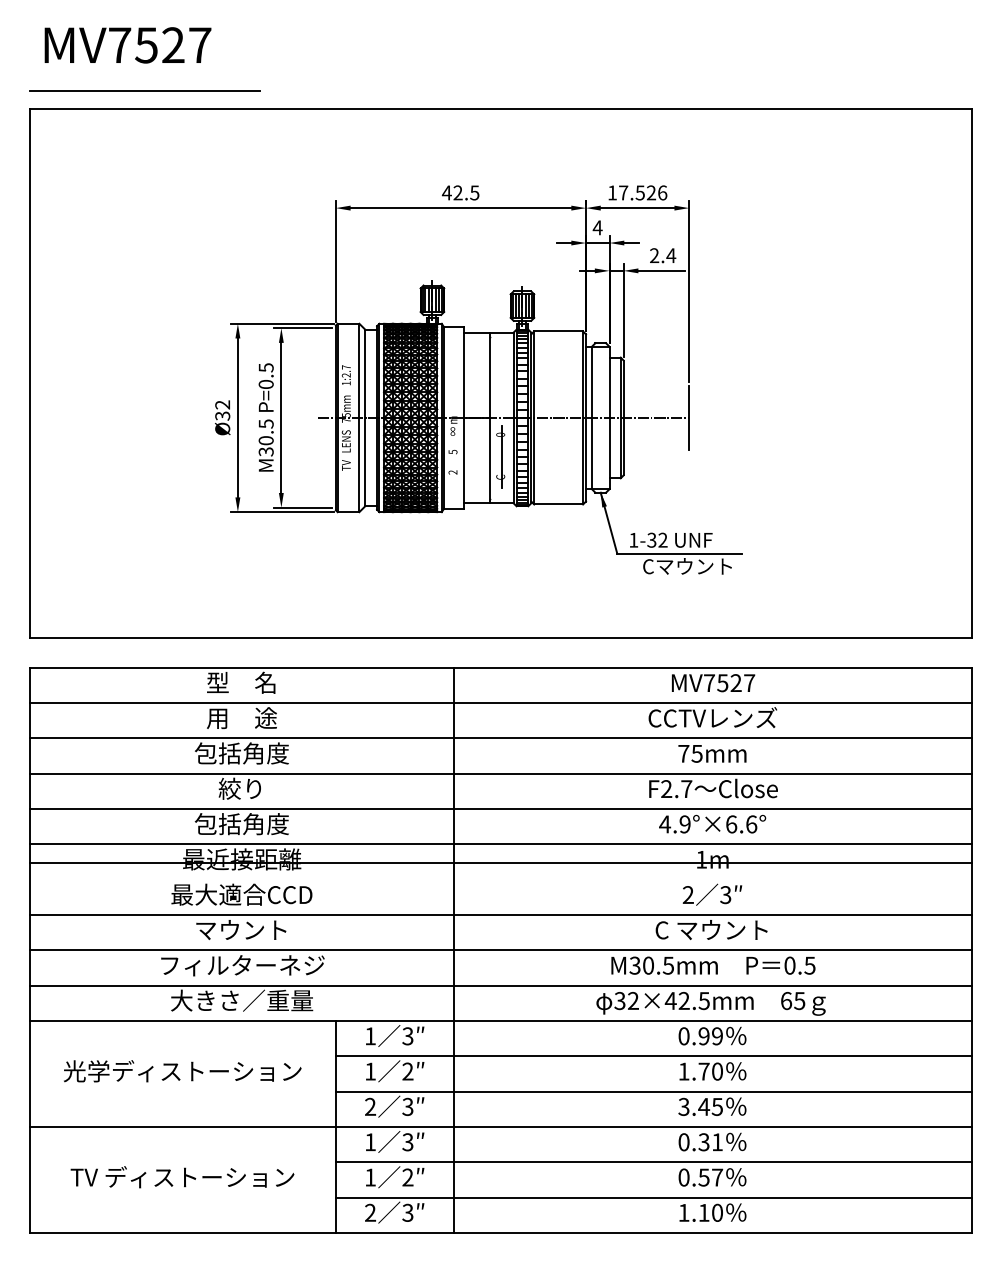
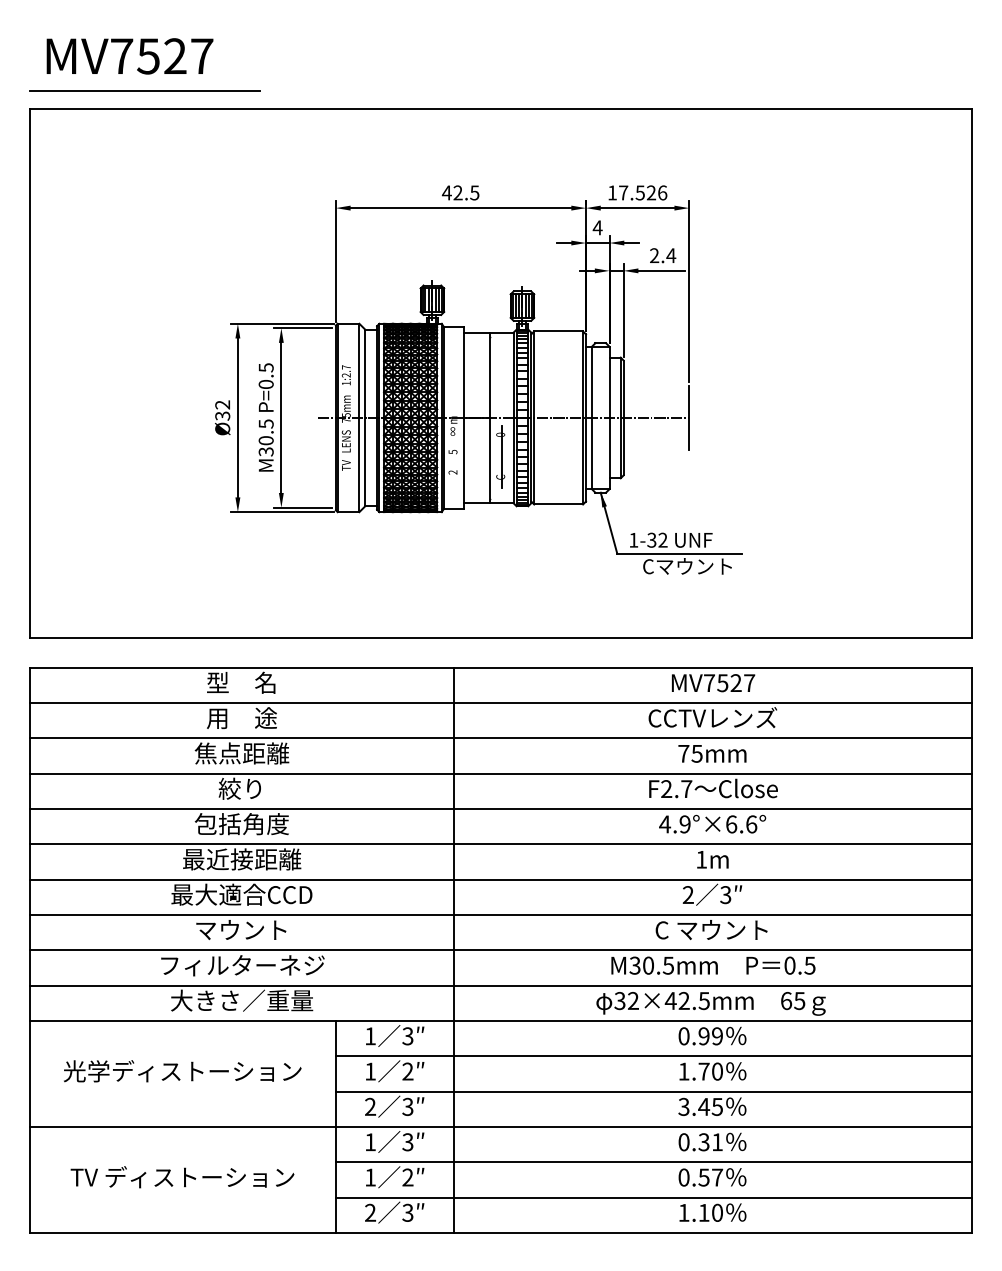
text position: (127, 45) -> (129, 56) (129, 56)
text: 包括角度 -> 焦点距離 (241, 753)
line position: (500, 862) -> (500, 879) (500, 879)
